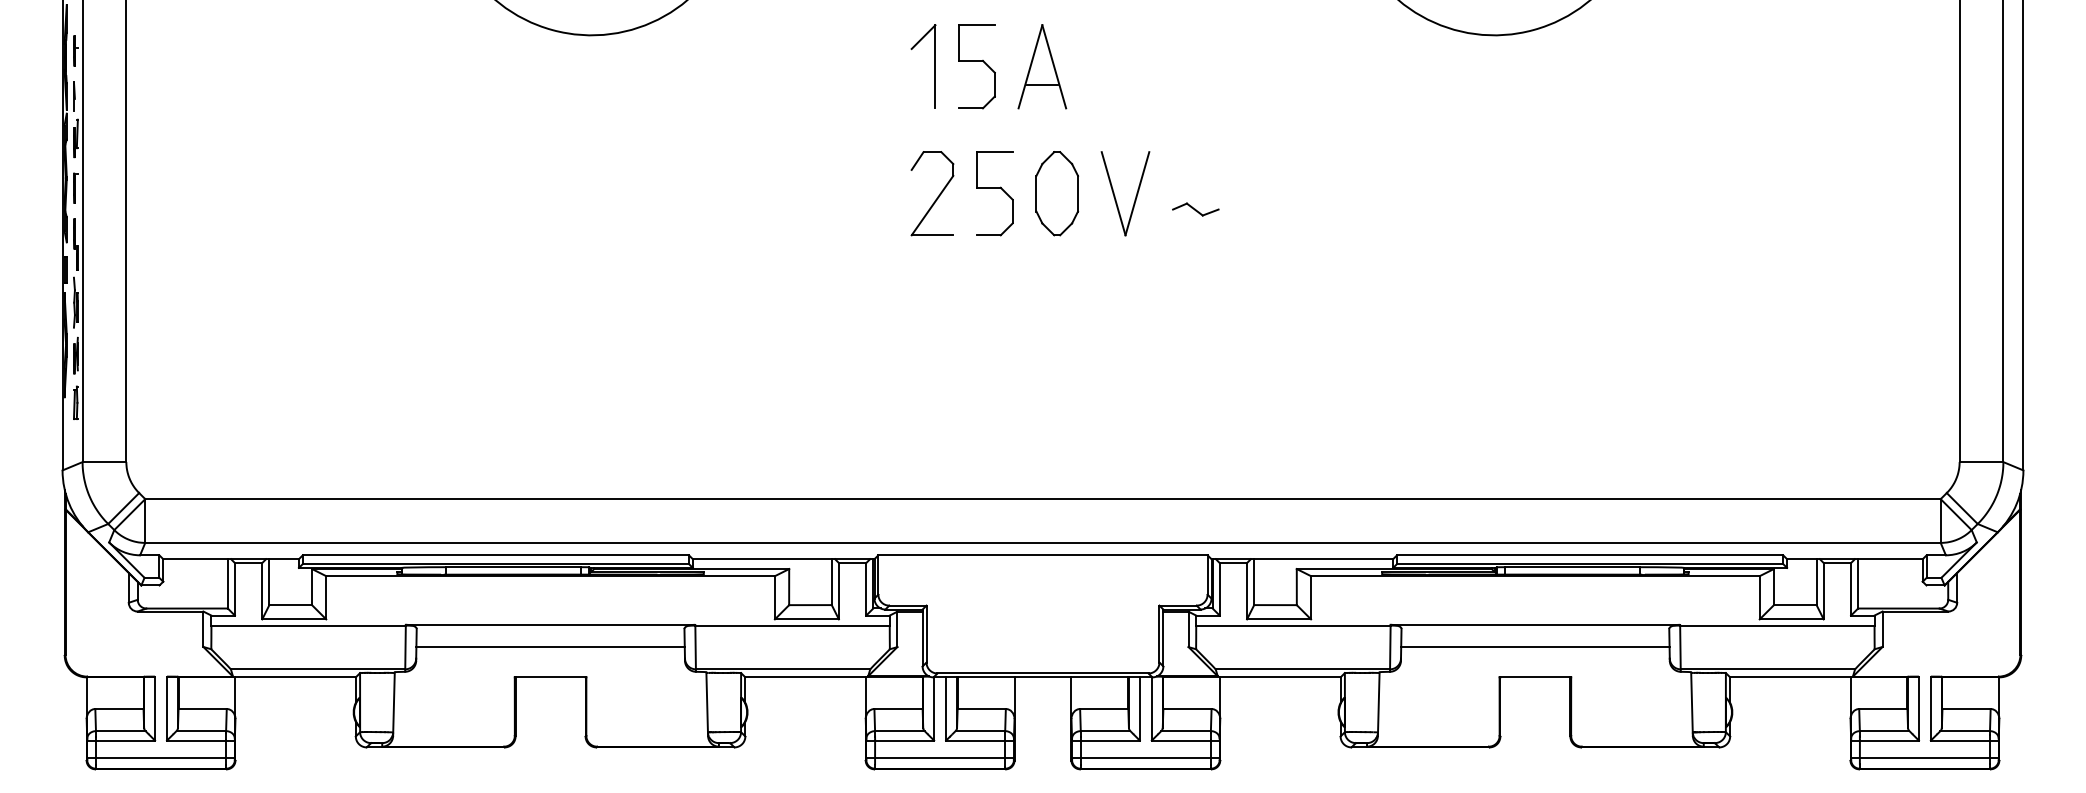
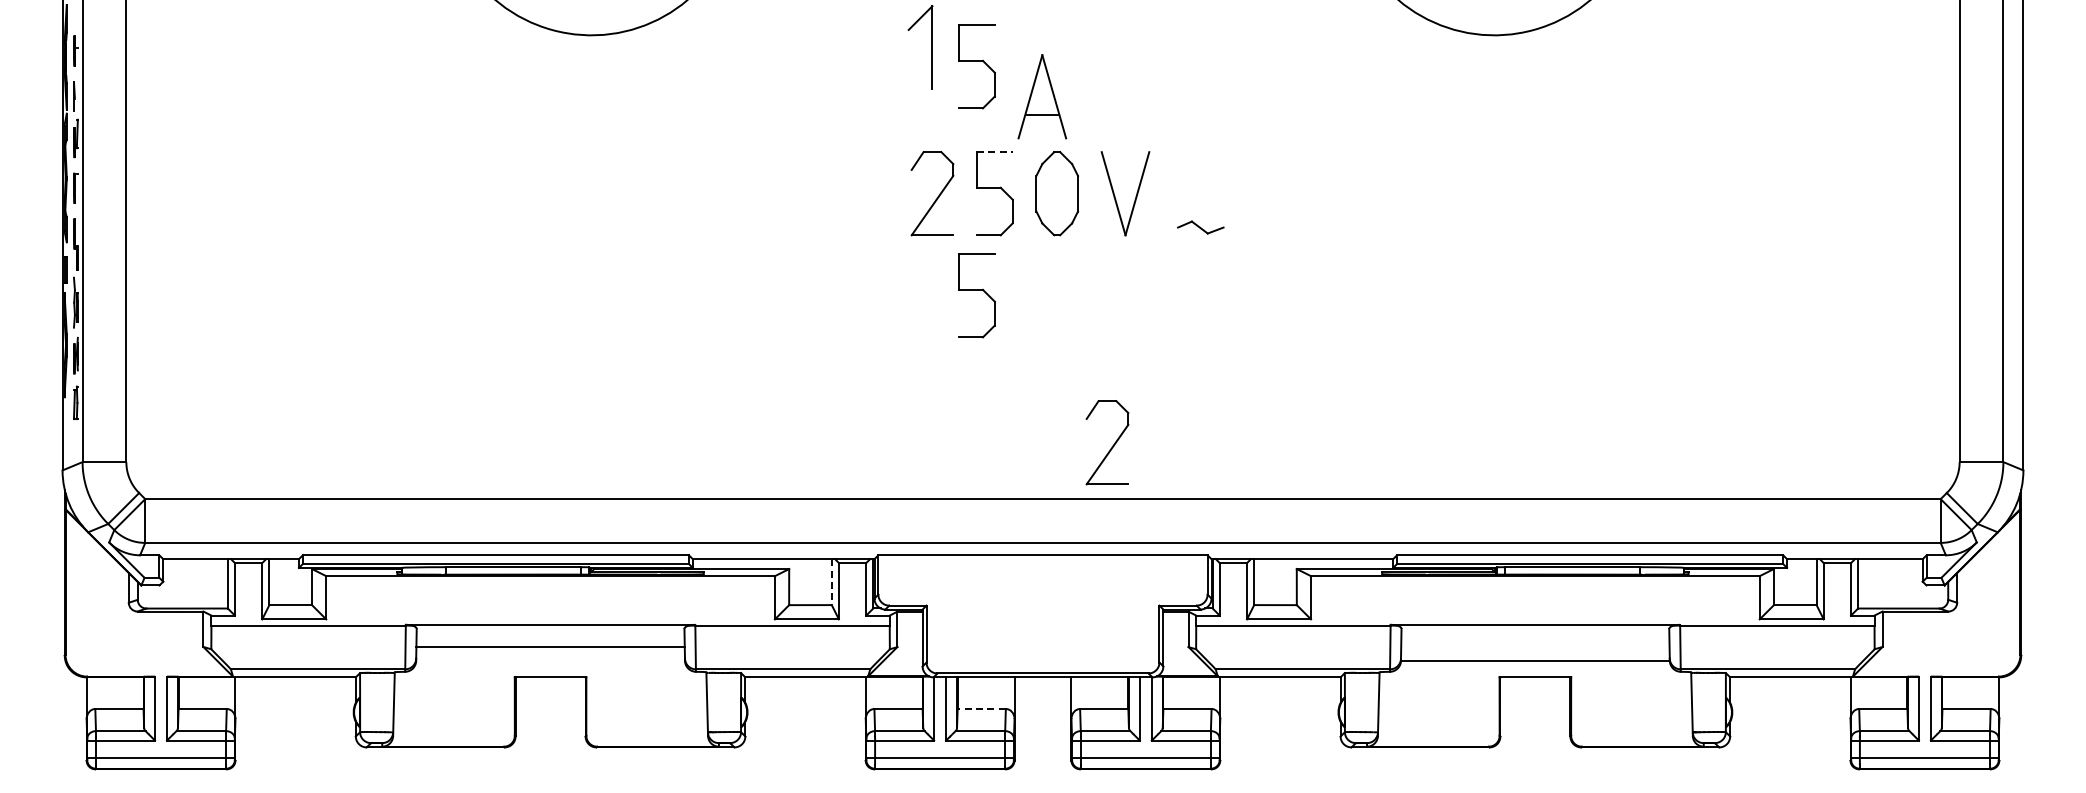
part position: (934, 66) -> (931, 47) (931, 47)
part position: (1042, 66) -> (1042, 96) (1042, 96)
line: solid -> dashed (994, 152)
part position: (1195, 209) -> (1200, 227) (1200, 227)
part: none -> present (976, 295)
part: none -> present (1107, 442)
line: solid -> dashed (831, 582)
line position: (1535, 646) -> (1535, 660) (1535, 660)
line: solid -> dashed (981, 709)
